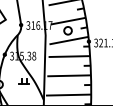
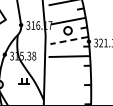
line: solid -> dashed (68, 40)
line: present -> none (68, 75)
line: present -> none (68, 94)
